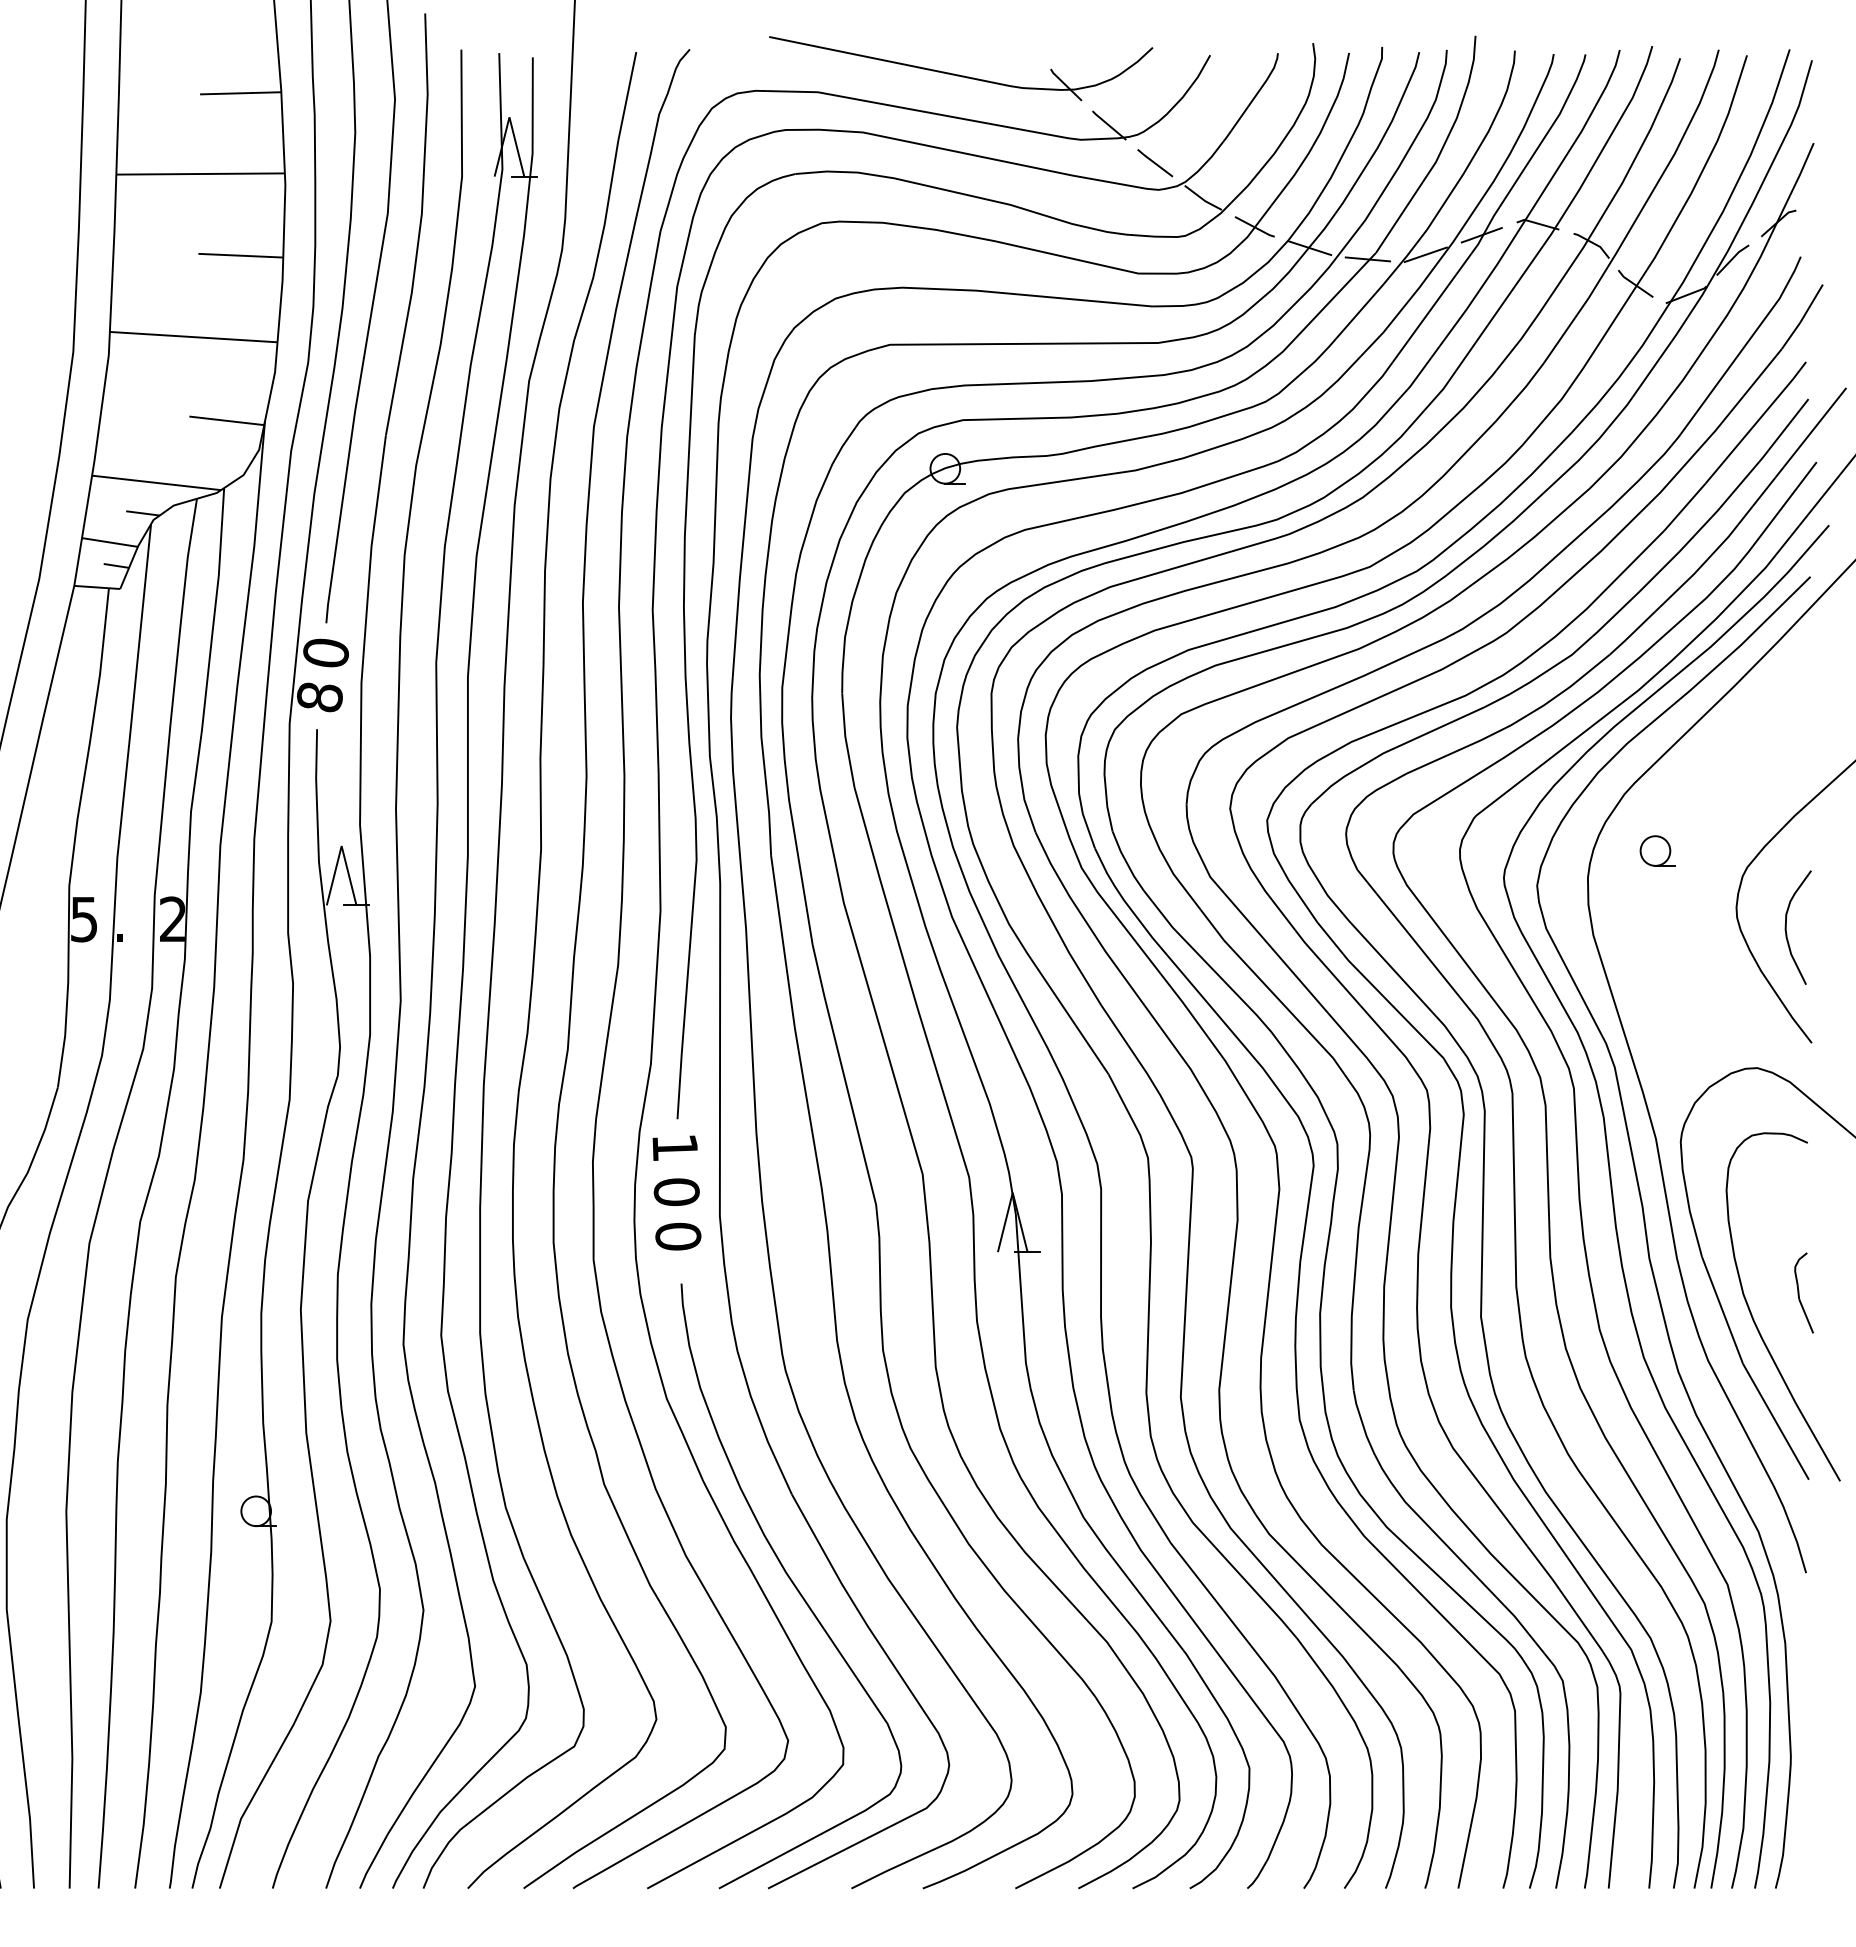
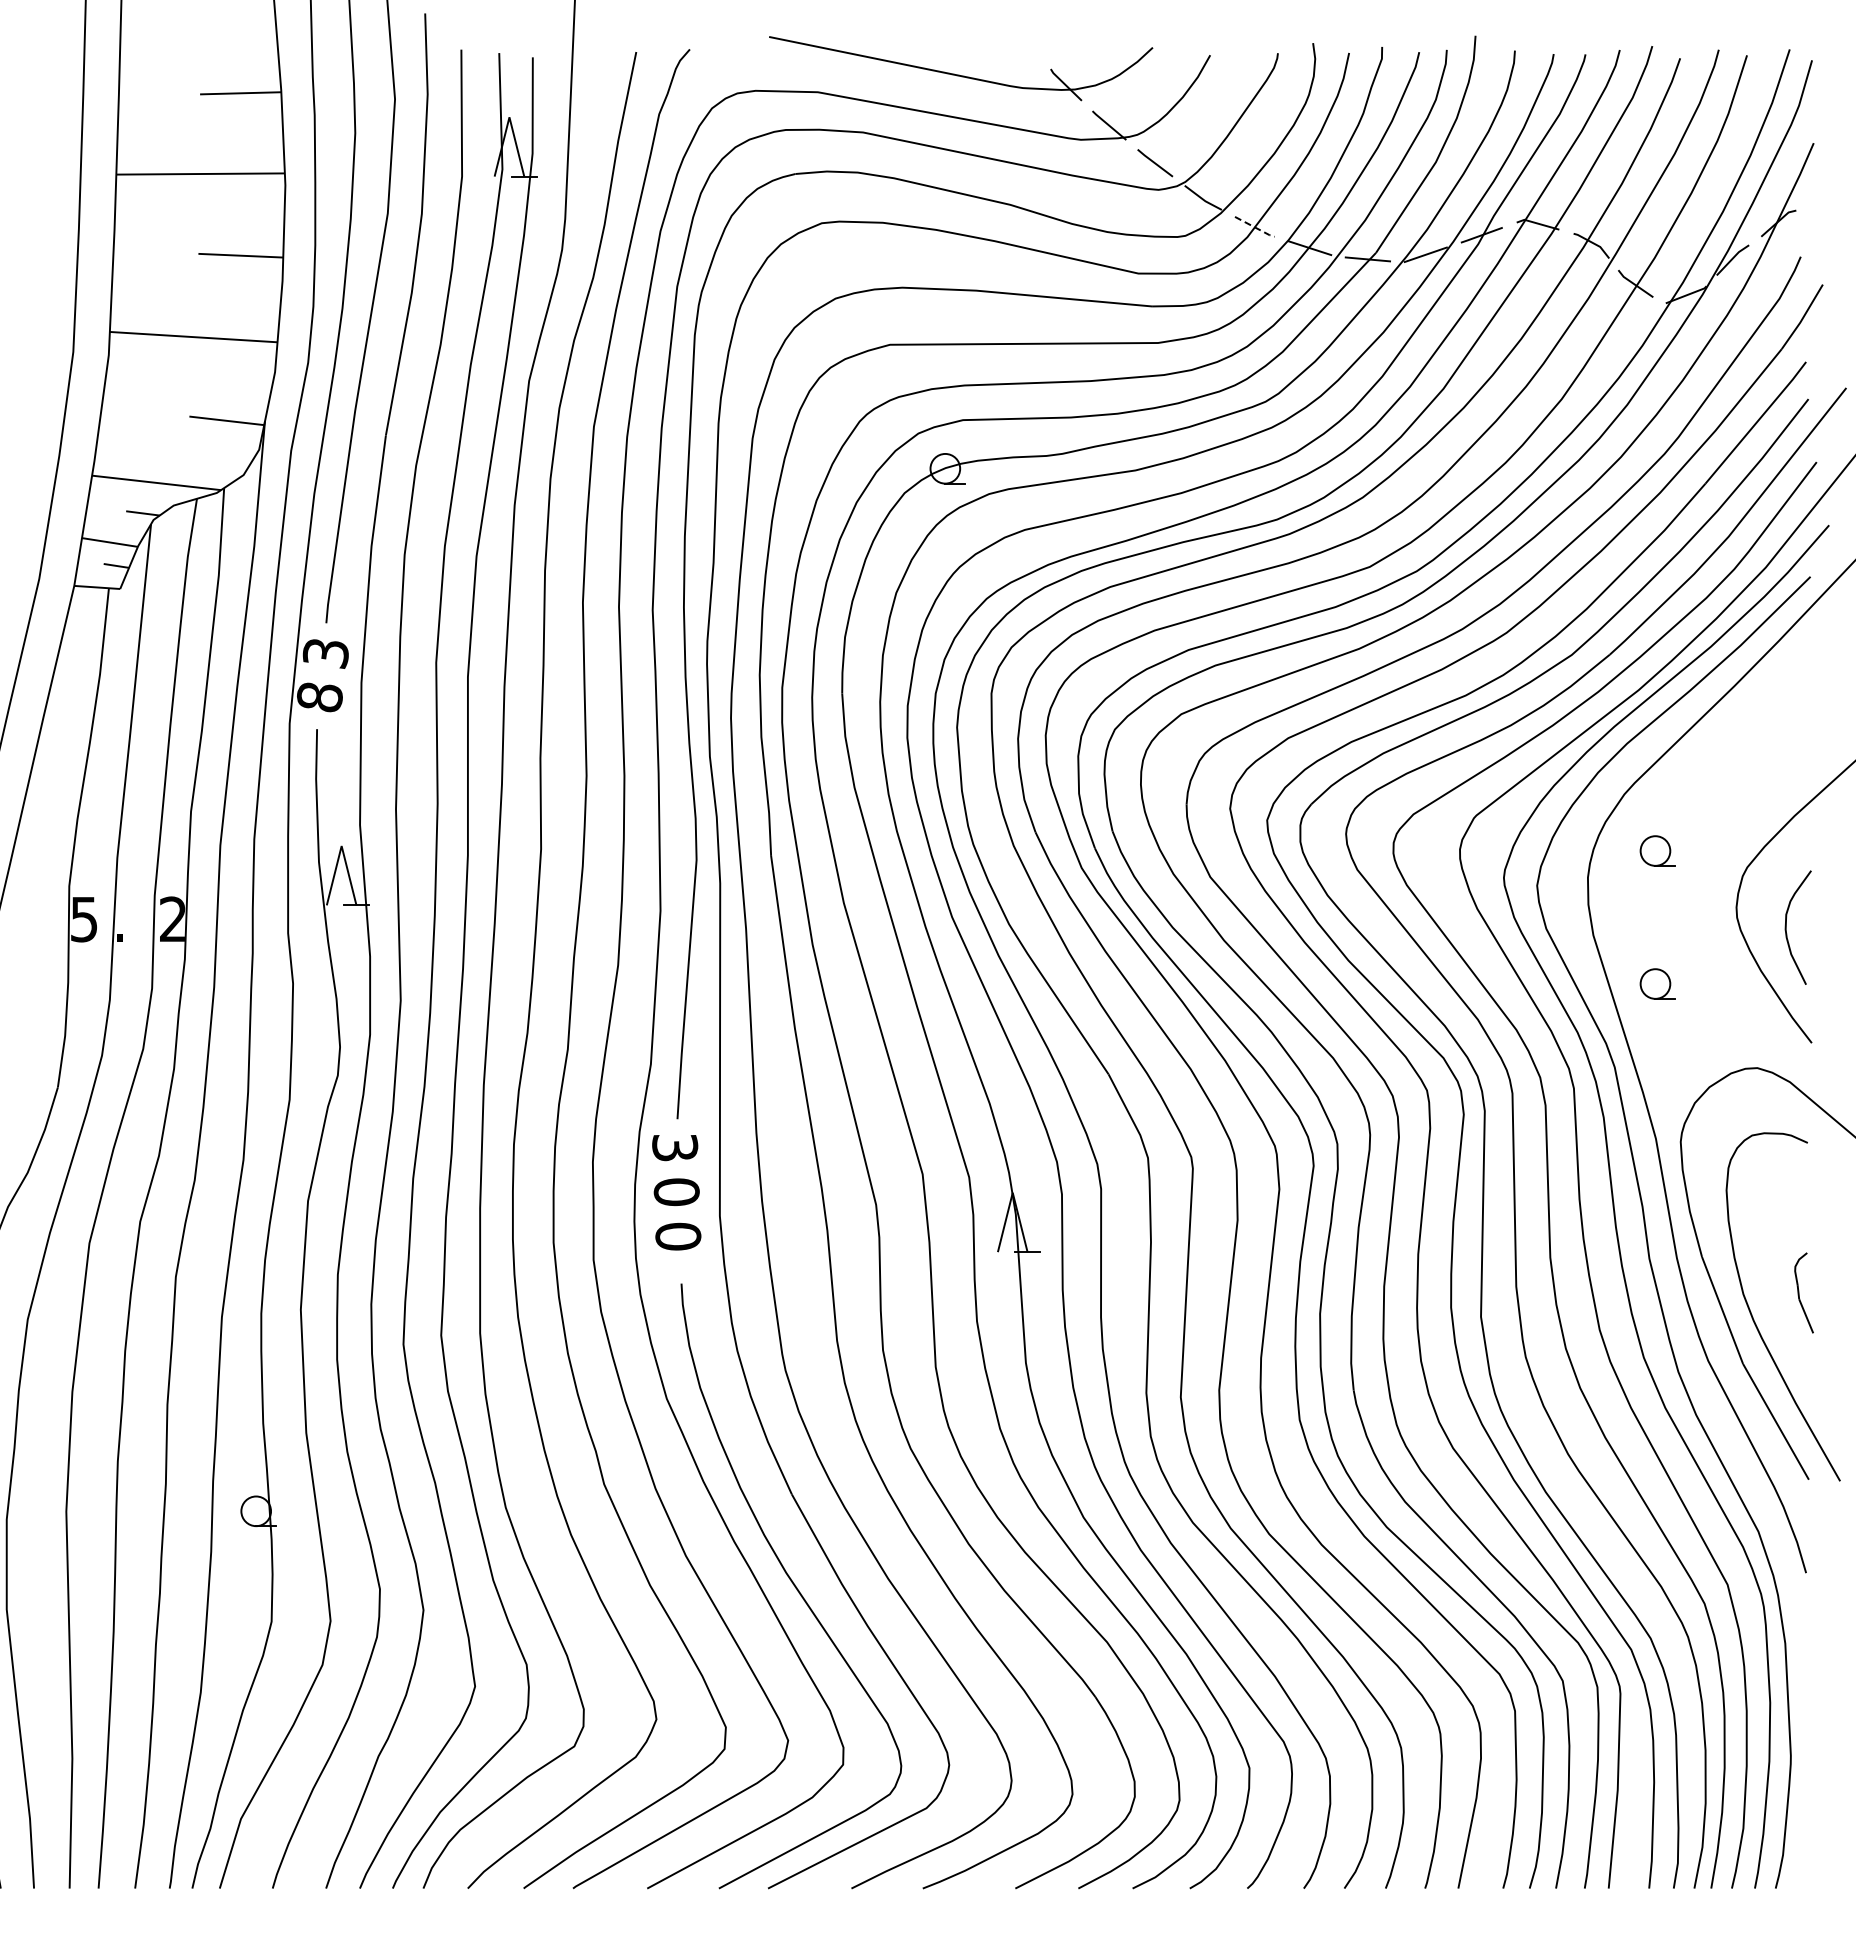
line: solid -> dashed (1255, 227)
text: 0 -> 3 (325, 653)
part: none -> present (1657, 983)
text: 1 -> 3 (675, 1148)
